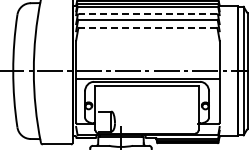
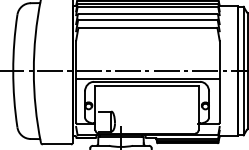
line: dashed -> solid (147, 14)
line: dashed -> solid (147, 27)
